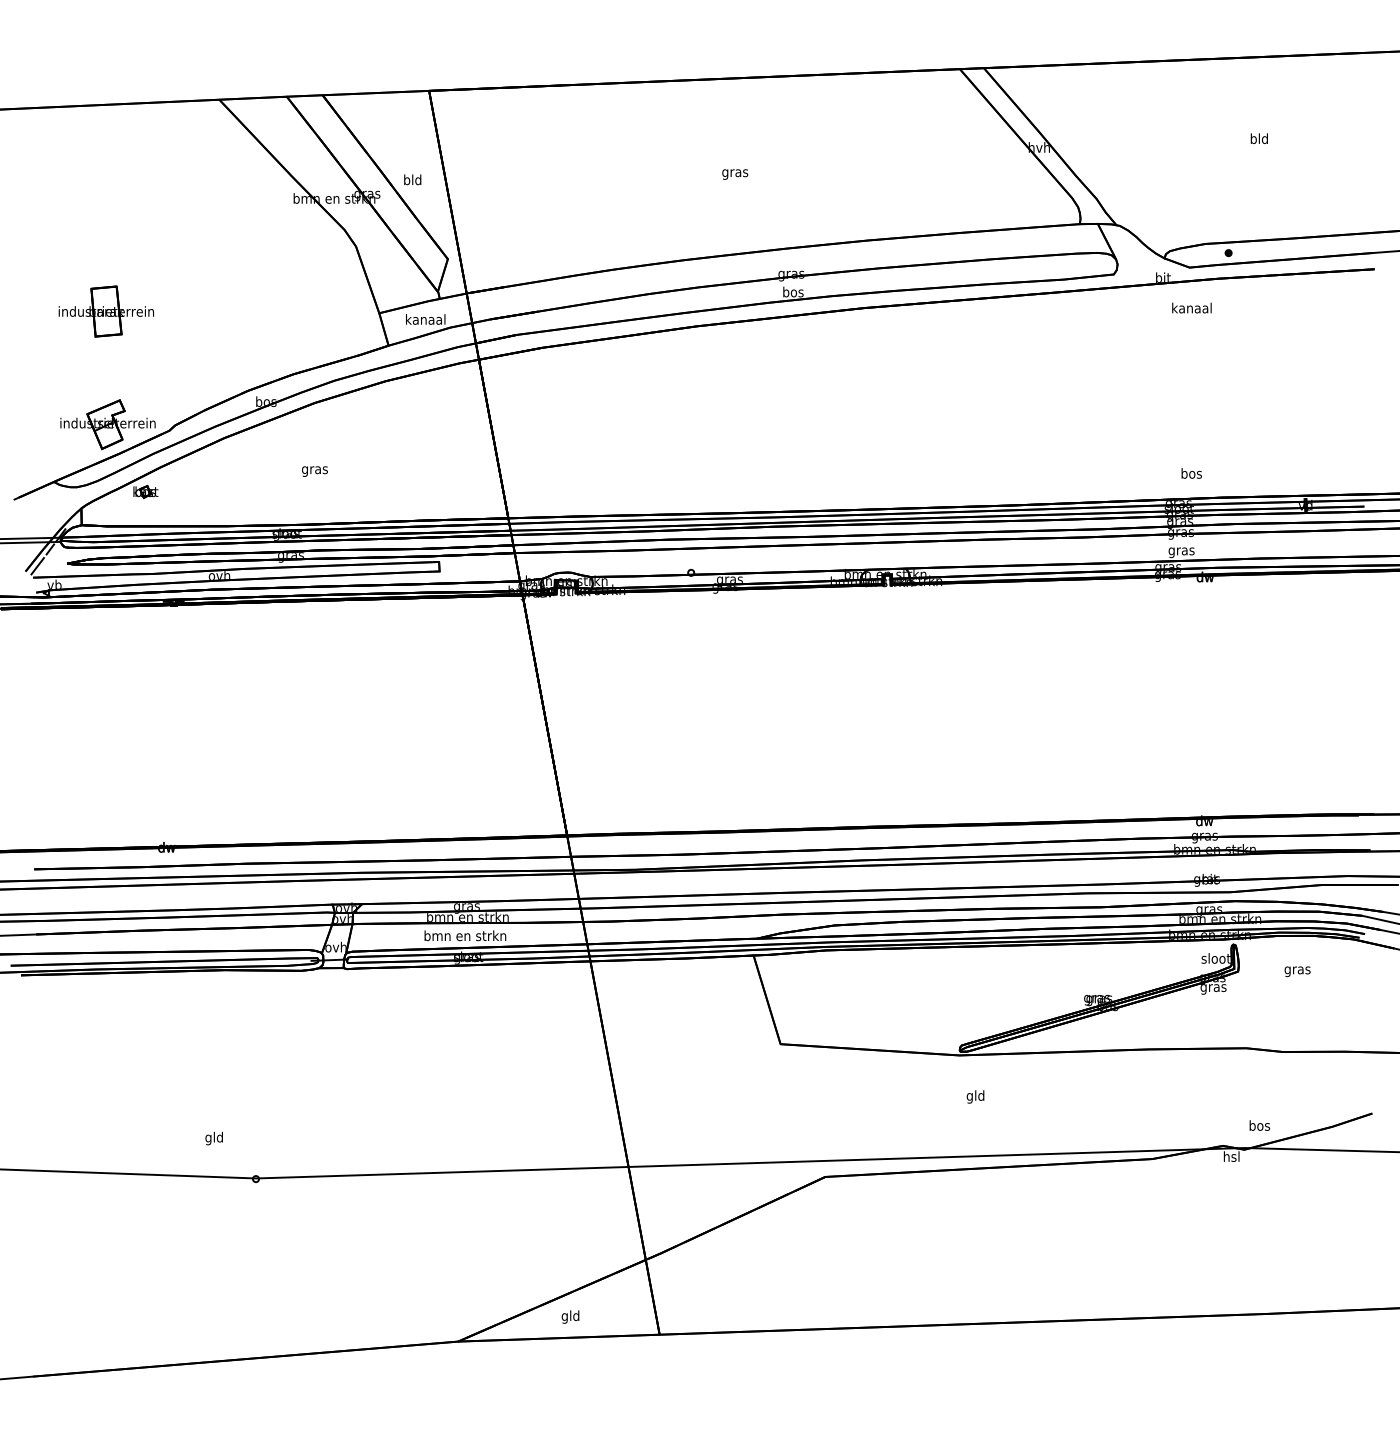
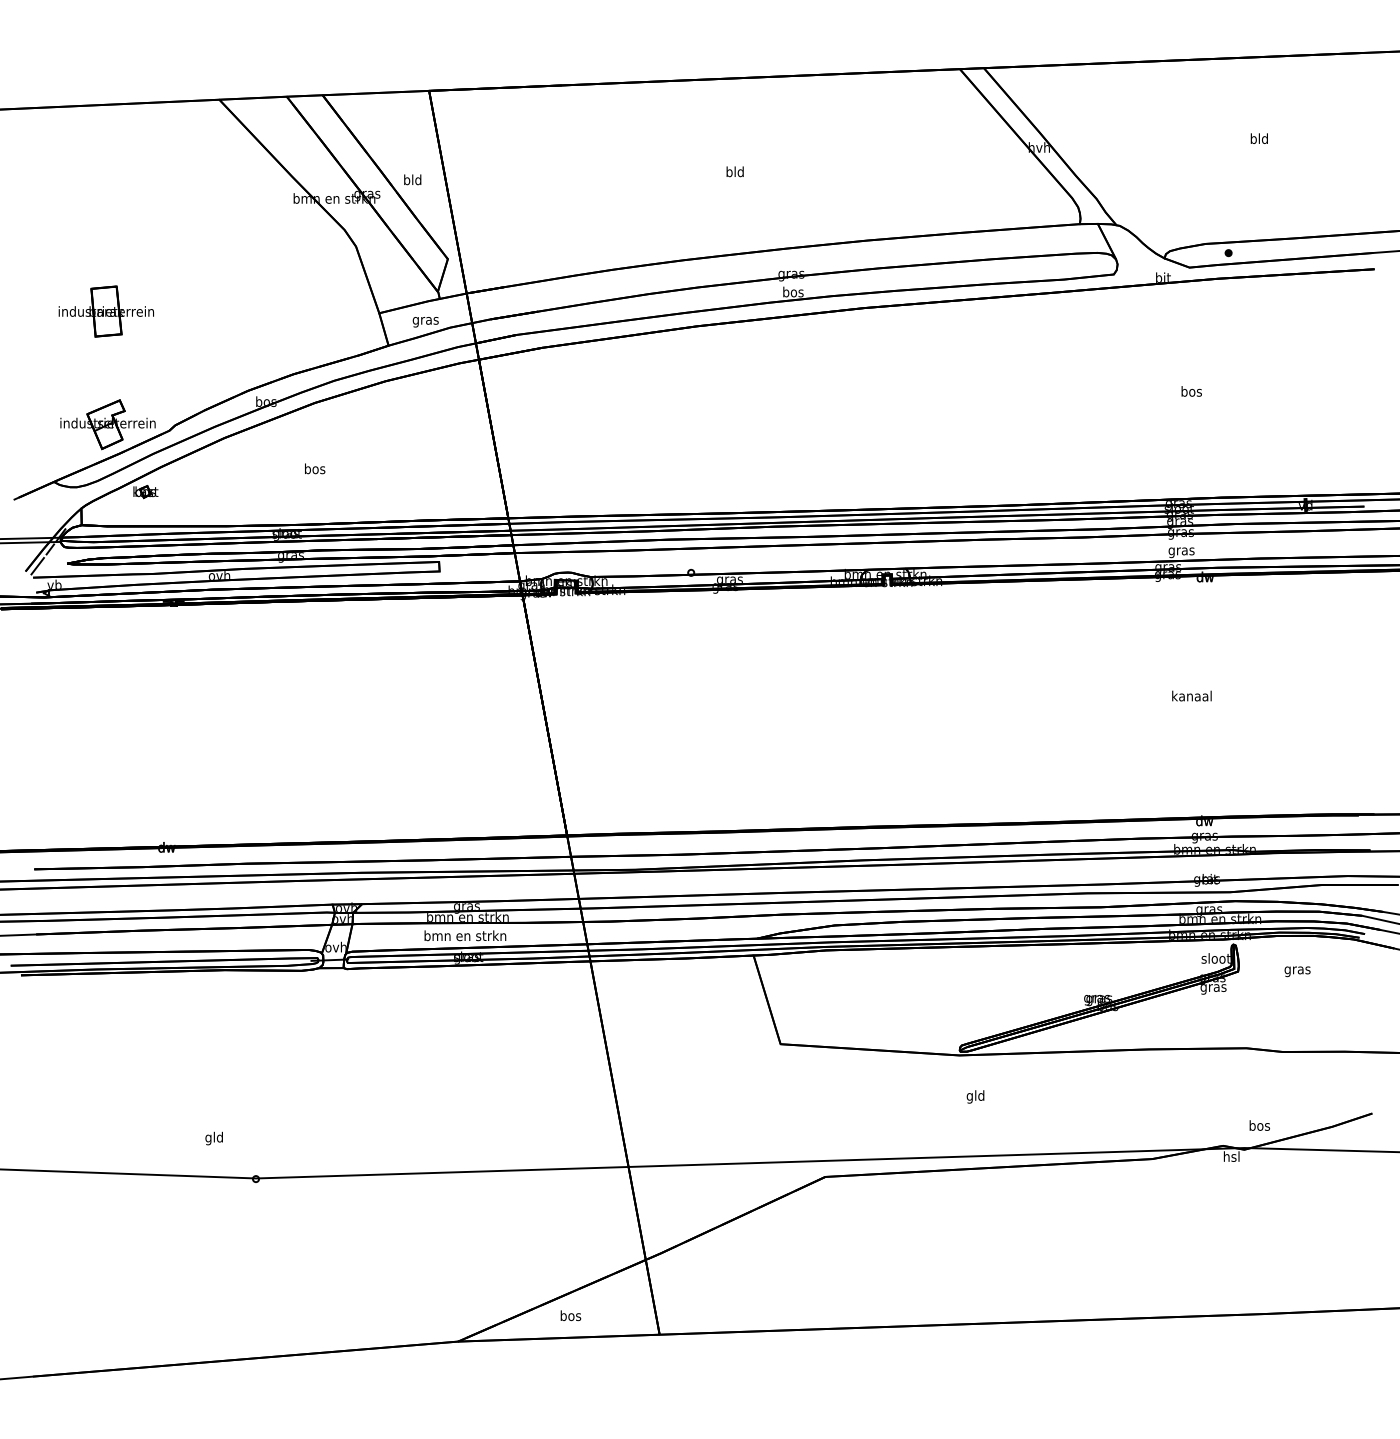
text: gras -> bld (735, 172)
text position: (1191, 307) -> (1191, 695) (1191, 695)
text: kanaal -> gras (425, 320)
text: gras -> bos (314, 469)
text position: (1191, 473) -> (1191, 391) (1191, 391)
text: gld -> bos (570, 1316)
